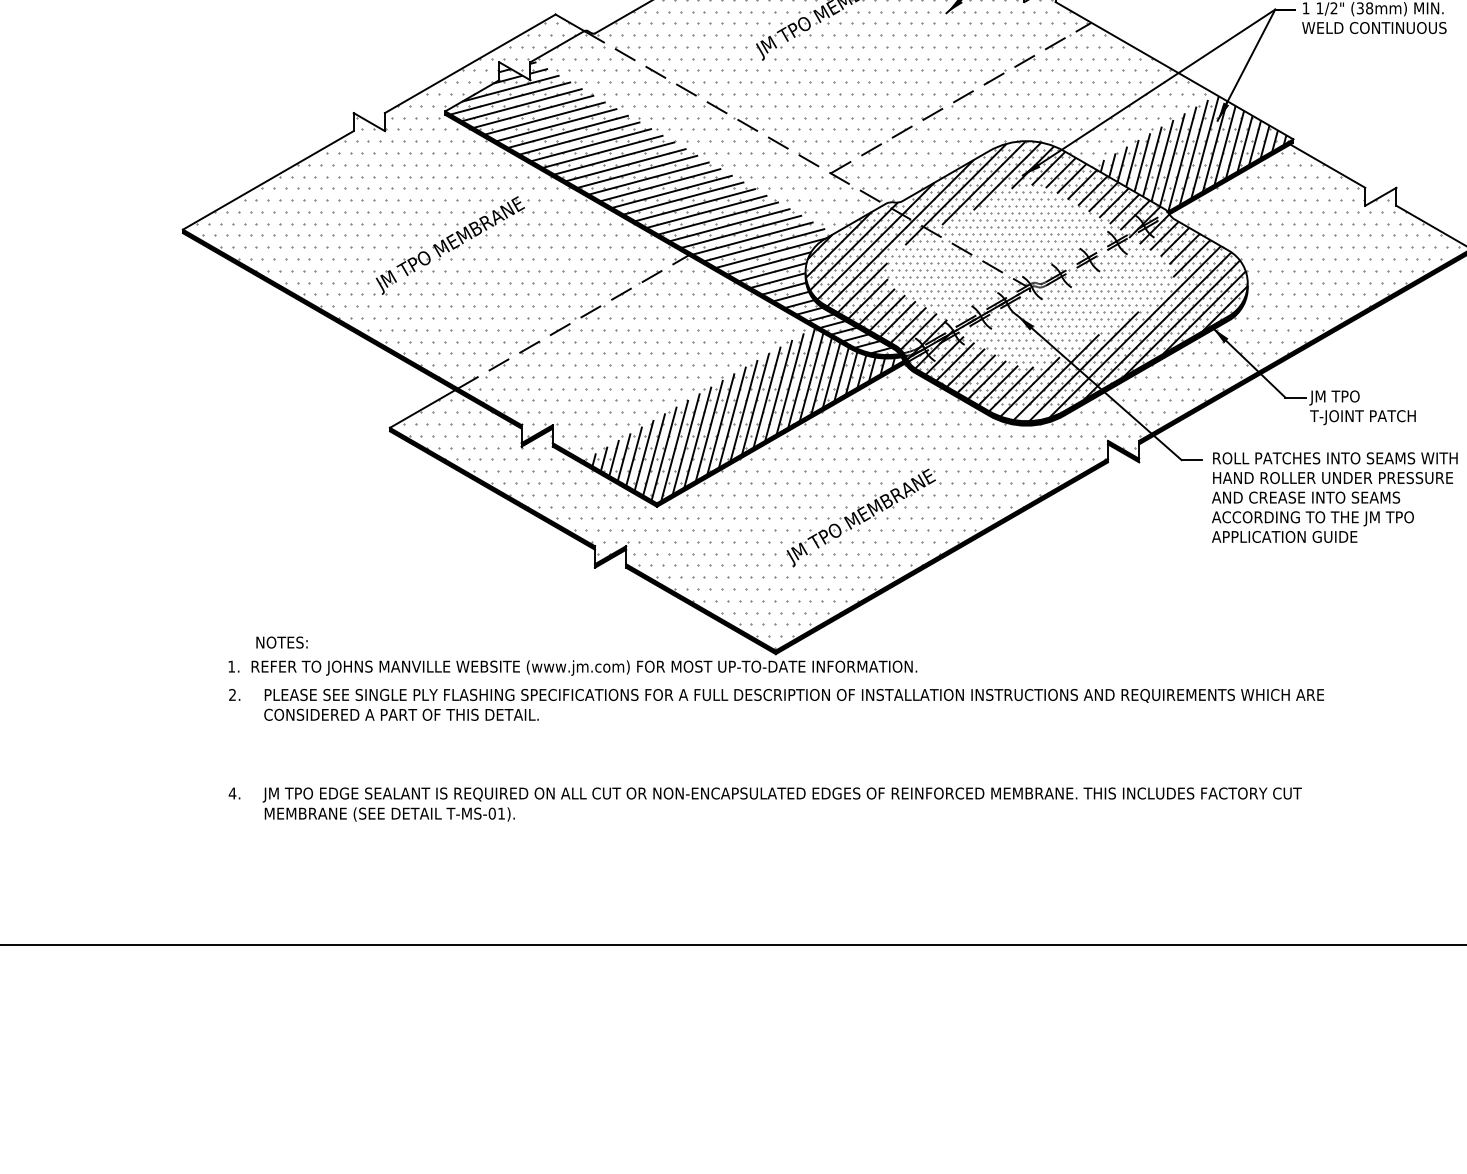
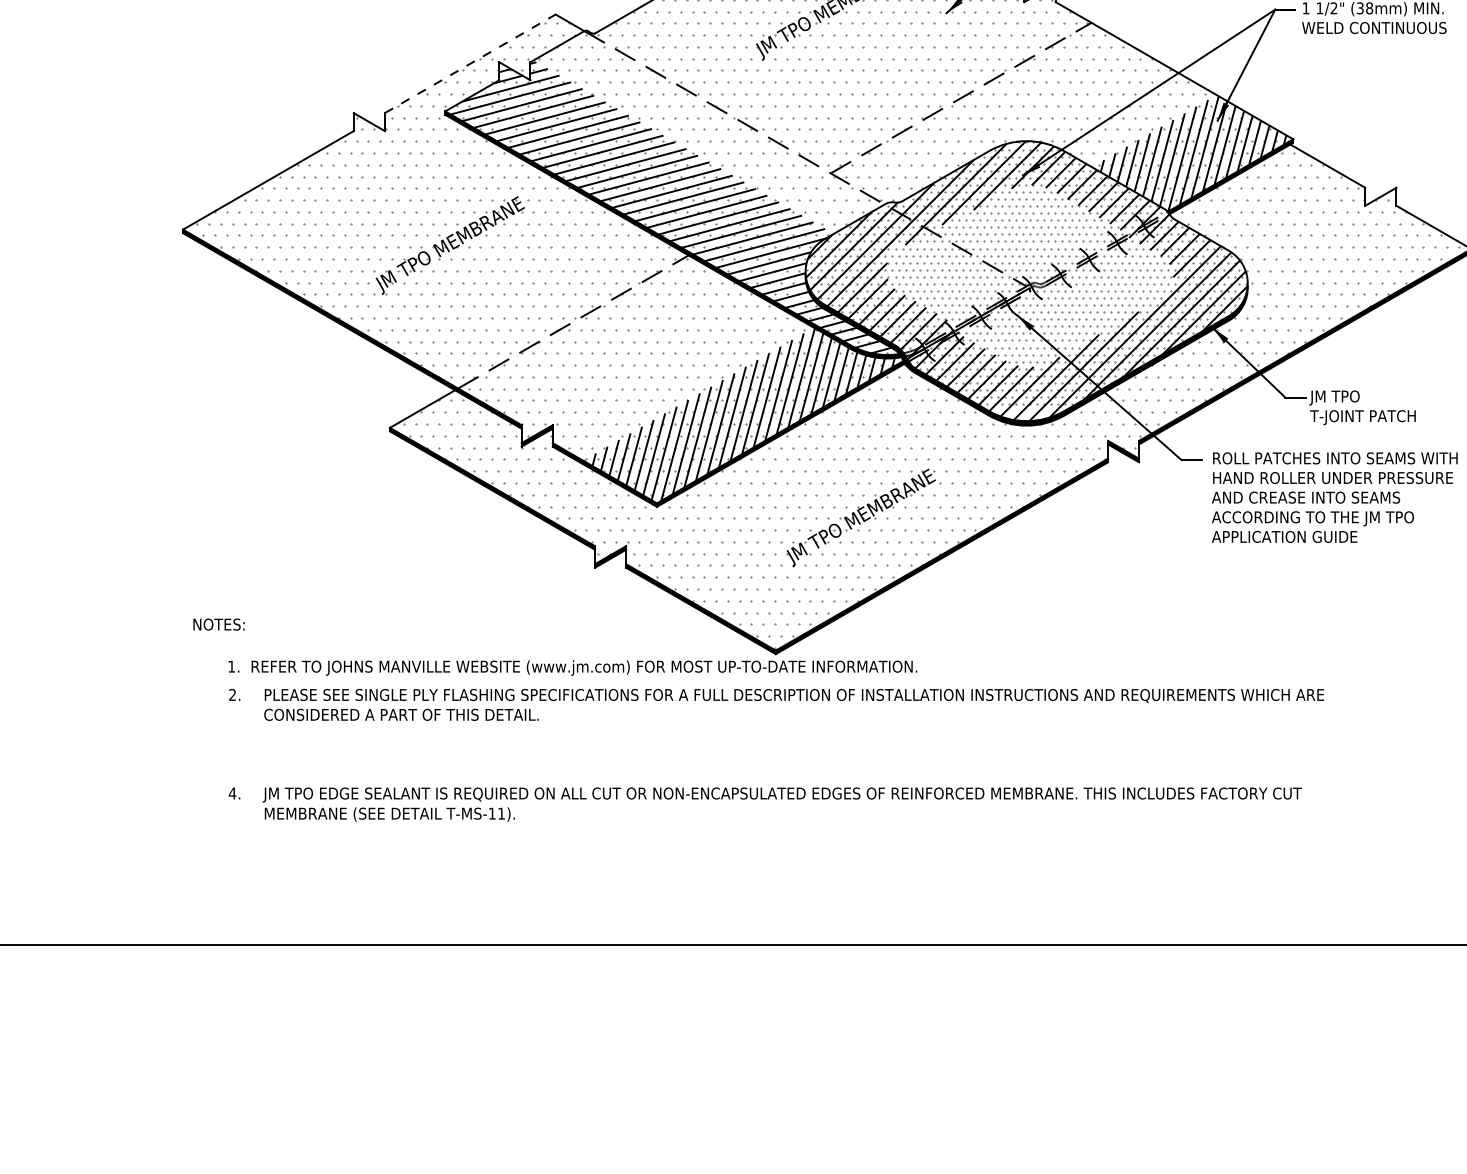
line: solid -> dashed (470, 63)
text position: (281, 642) -> (218, 624) (218, 624)
text: T-MS-01). -> T-MS-11). (491, 813)
